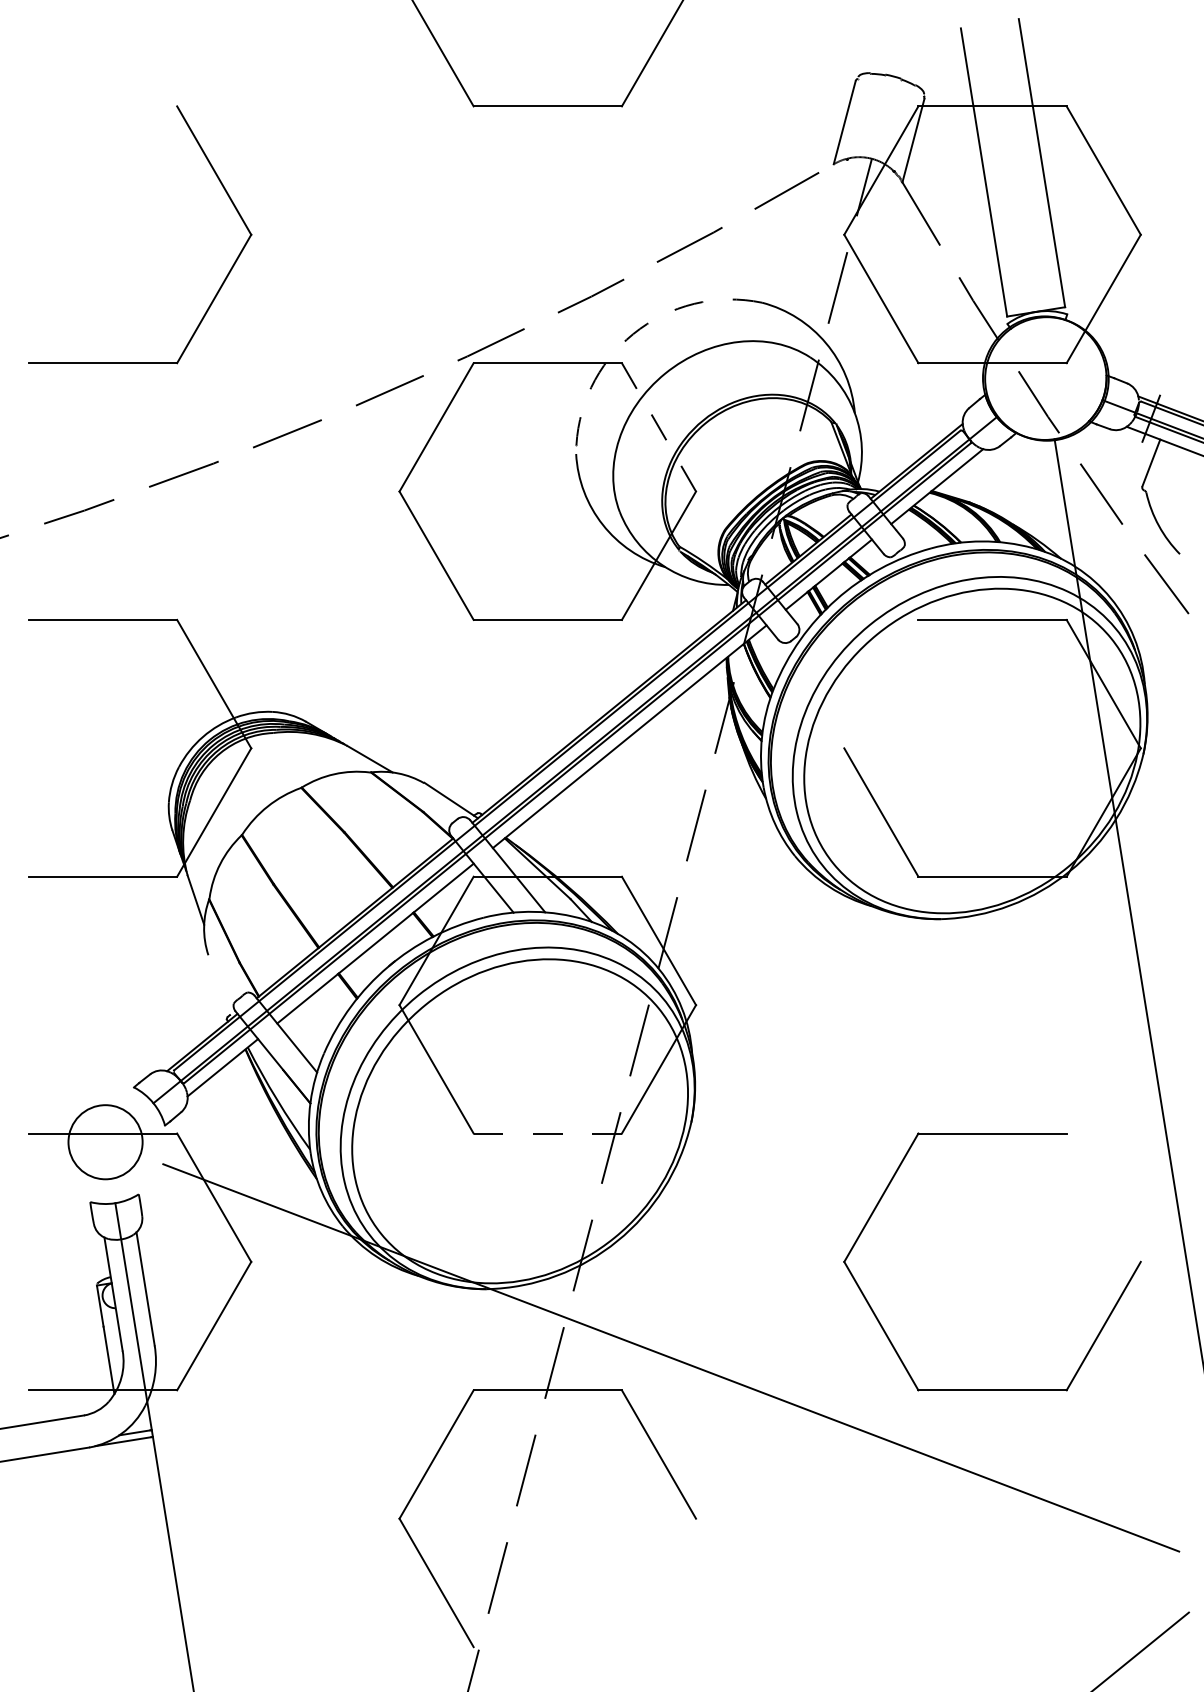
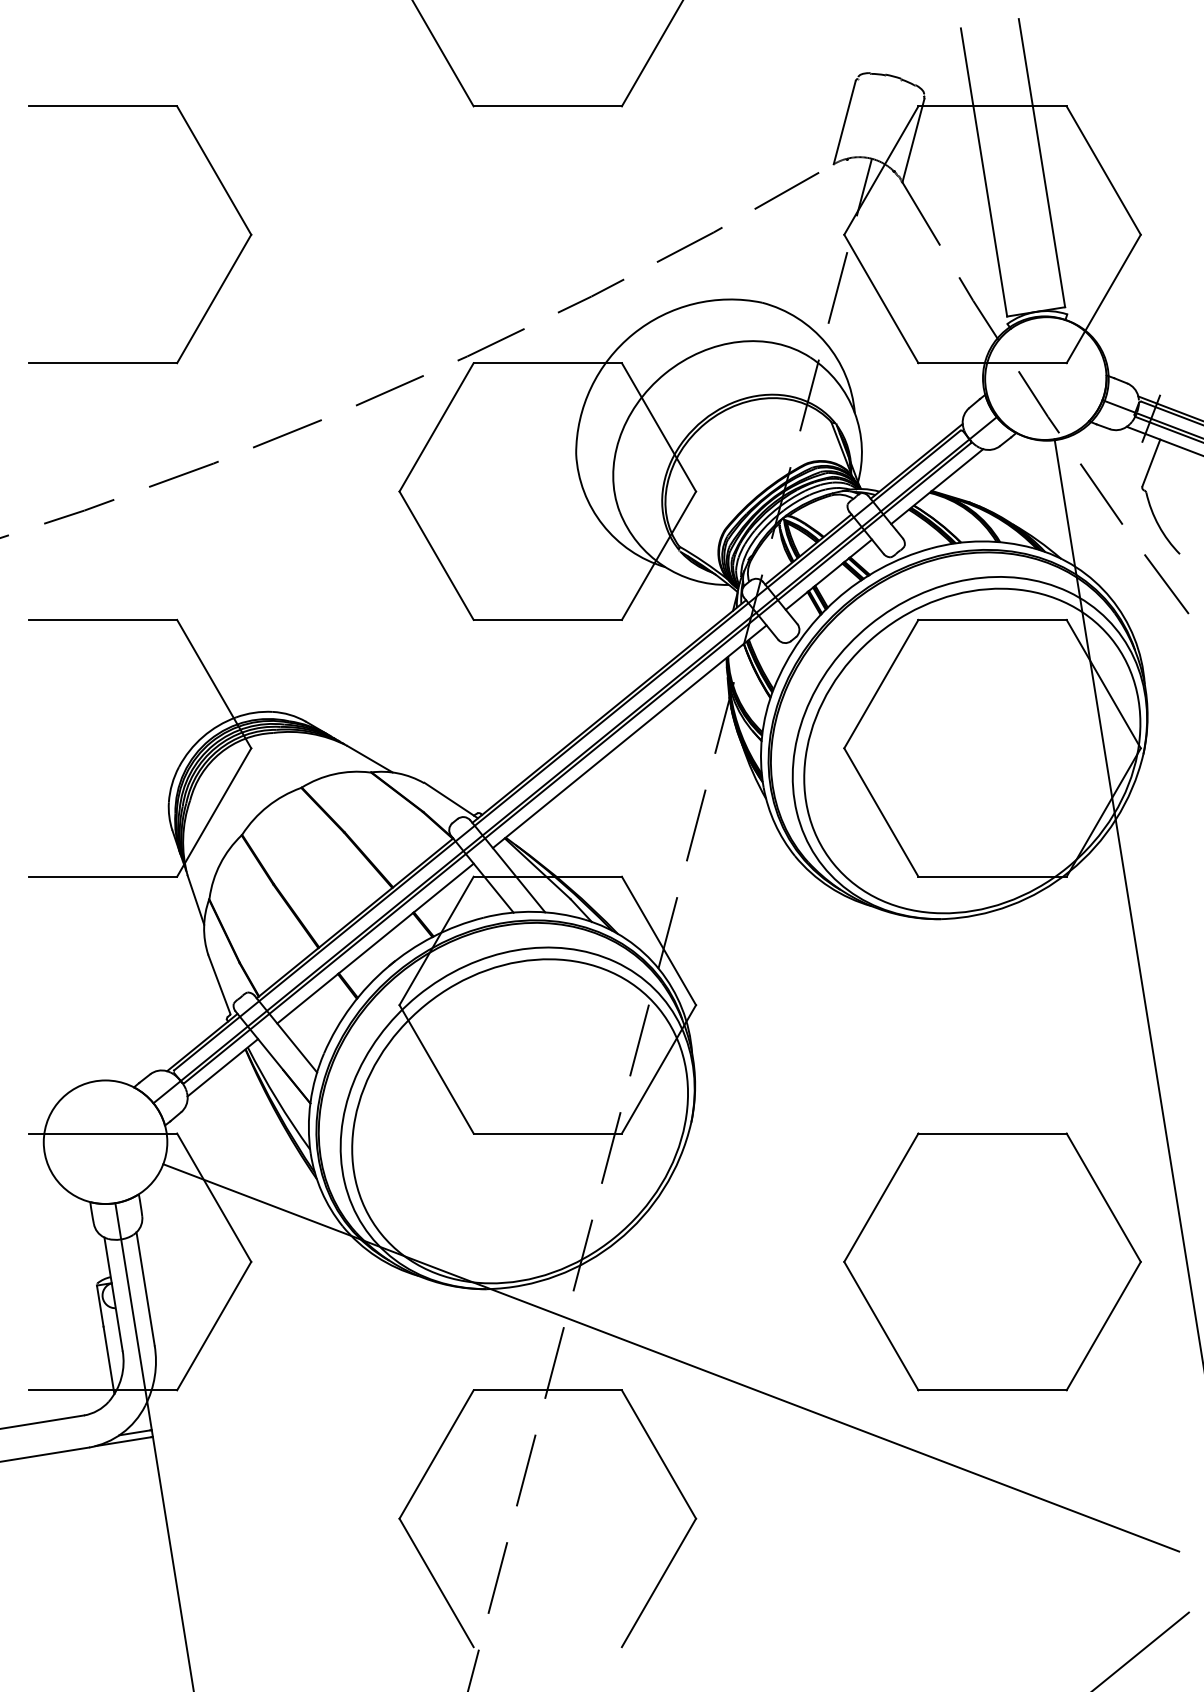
line: none -> present (102, 106)
arc: dashed -> solid (633, 334)
line: dashed -> solid (658, 426)
line: none -> present (881, 683)
line: none -> present (219, 984)
line: dashed -> solid (548, 1133)
circle diameter: 74 px -> 124 px (105, 1142)
line: none -> present (1103, 1197)
line: none -> present (658, 1582)
